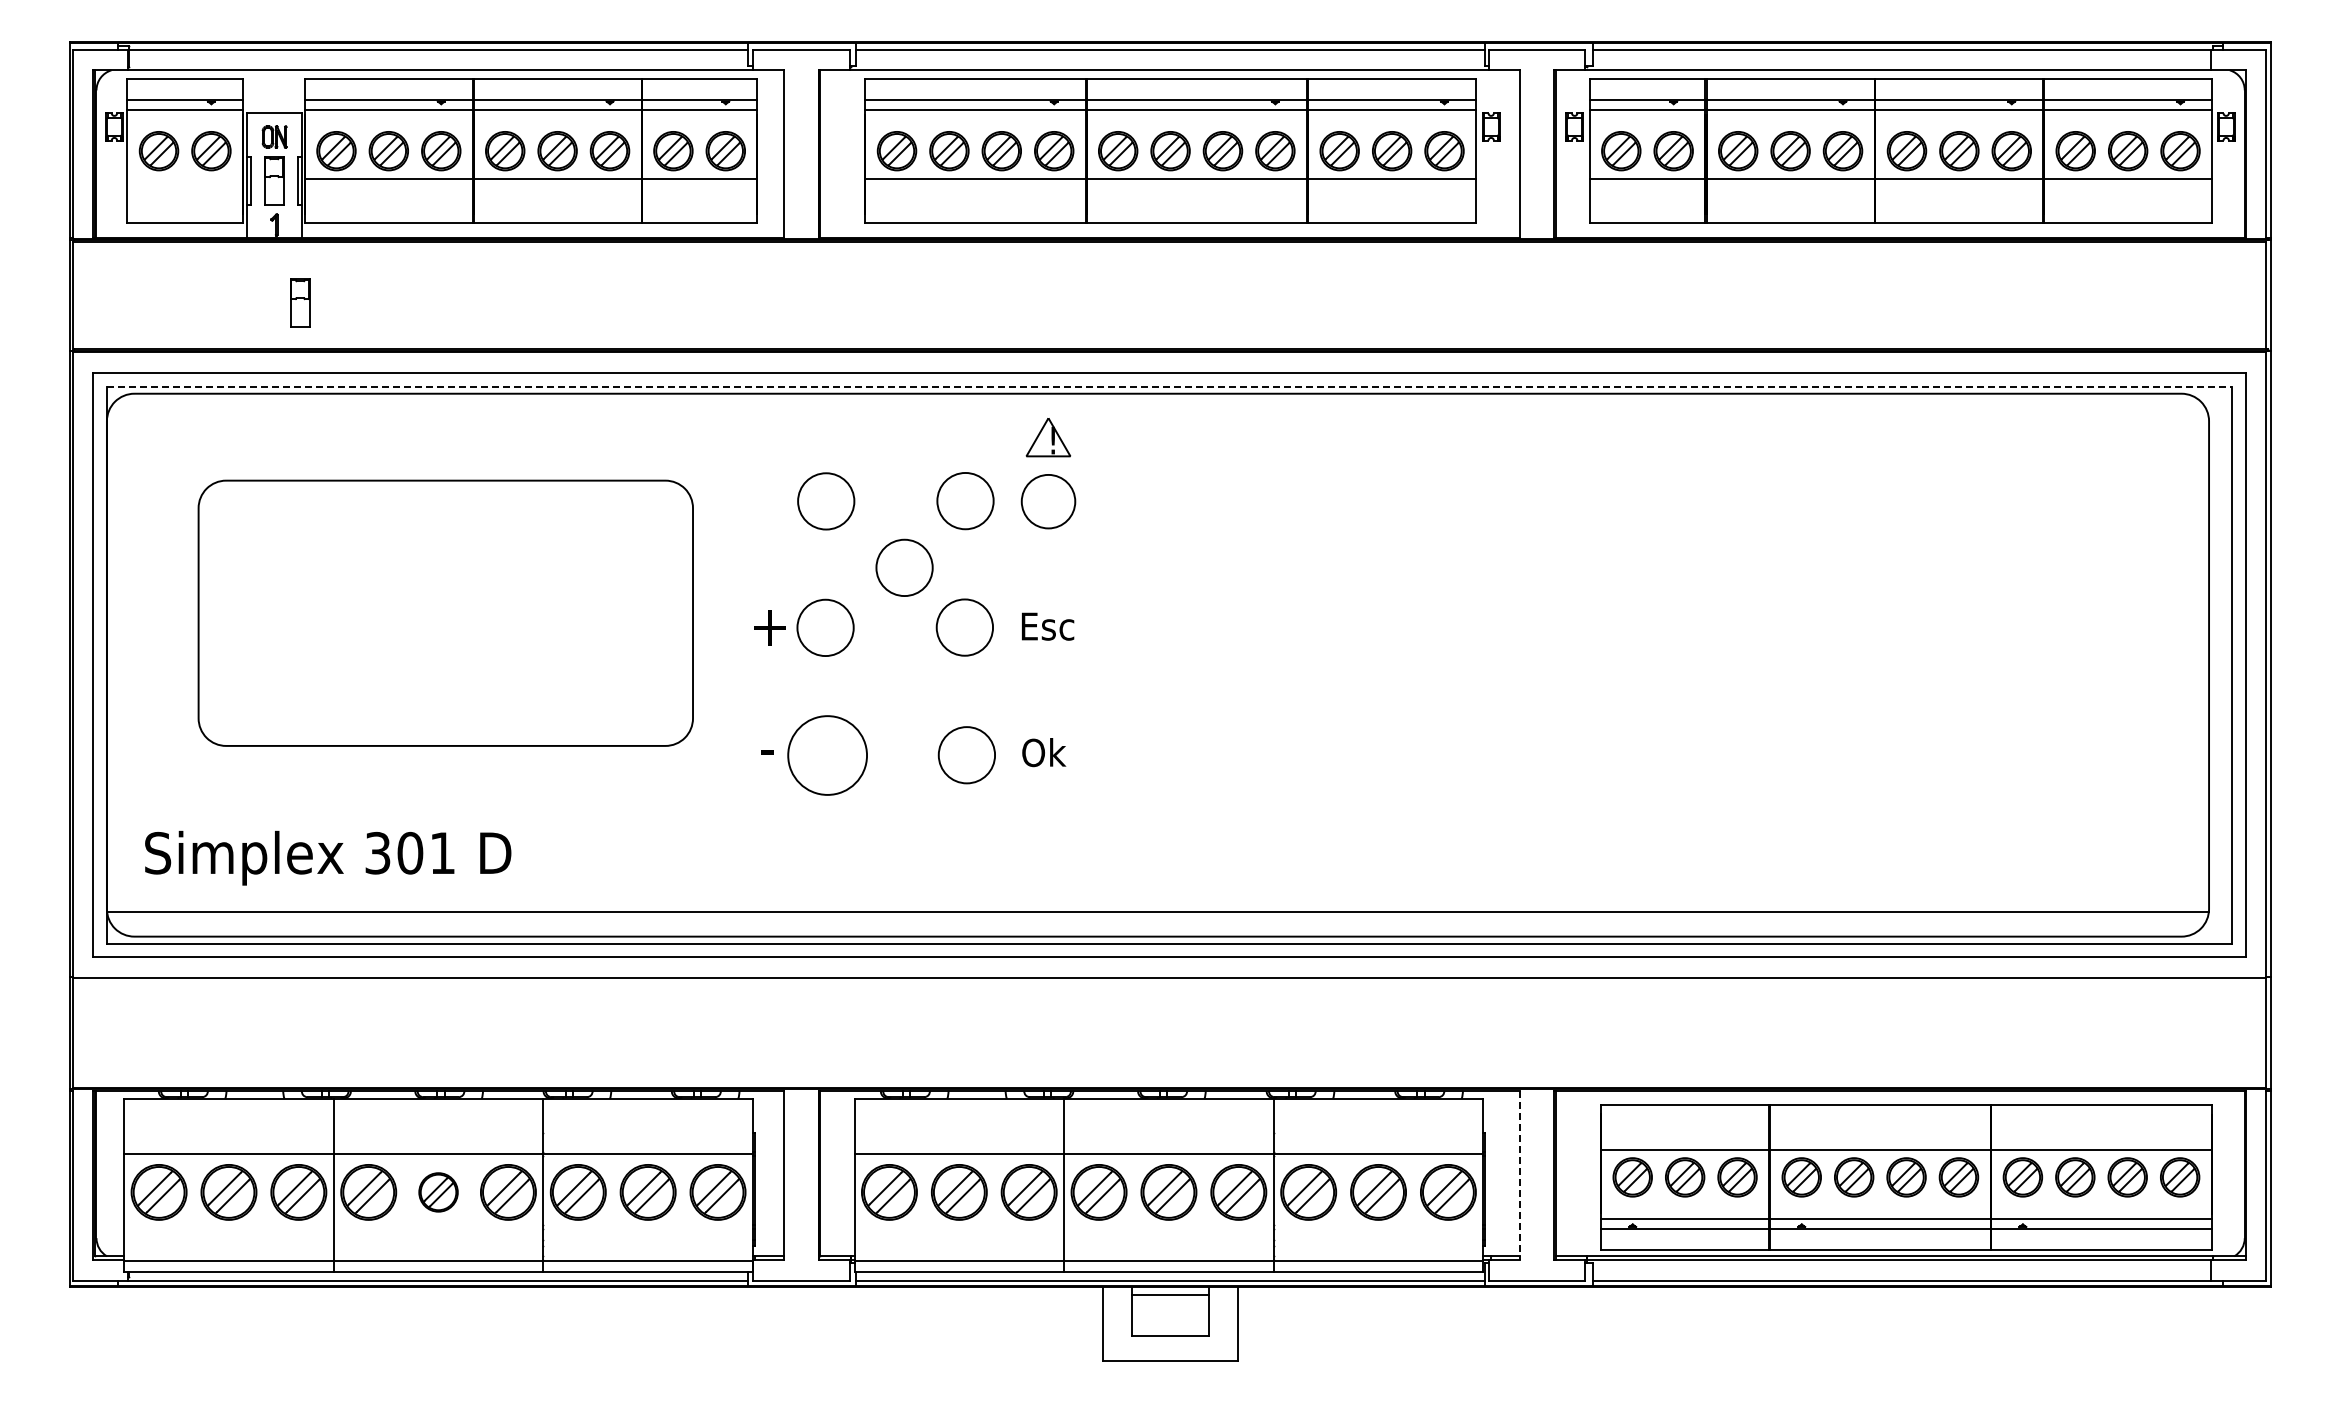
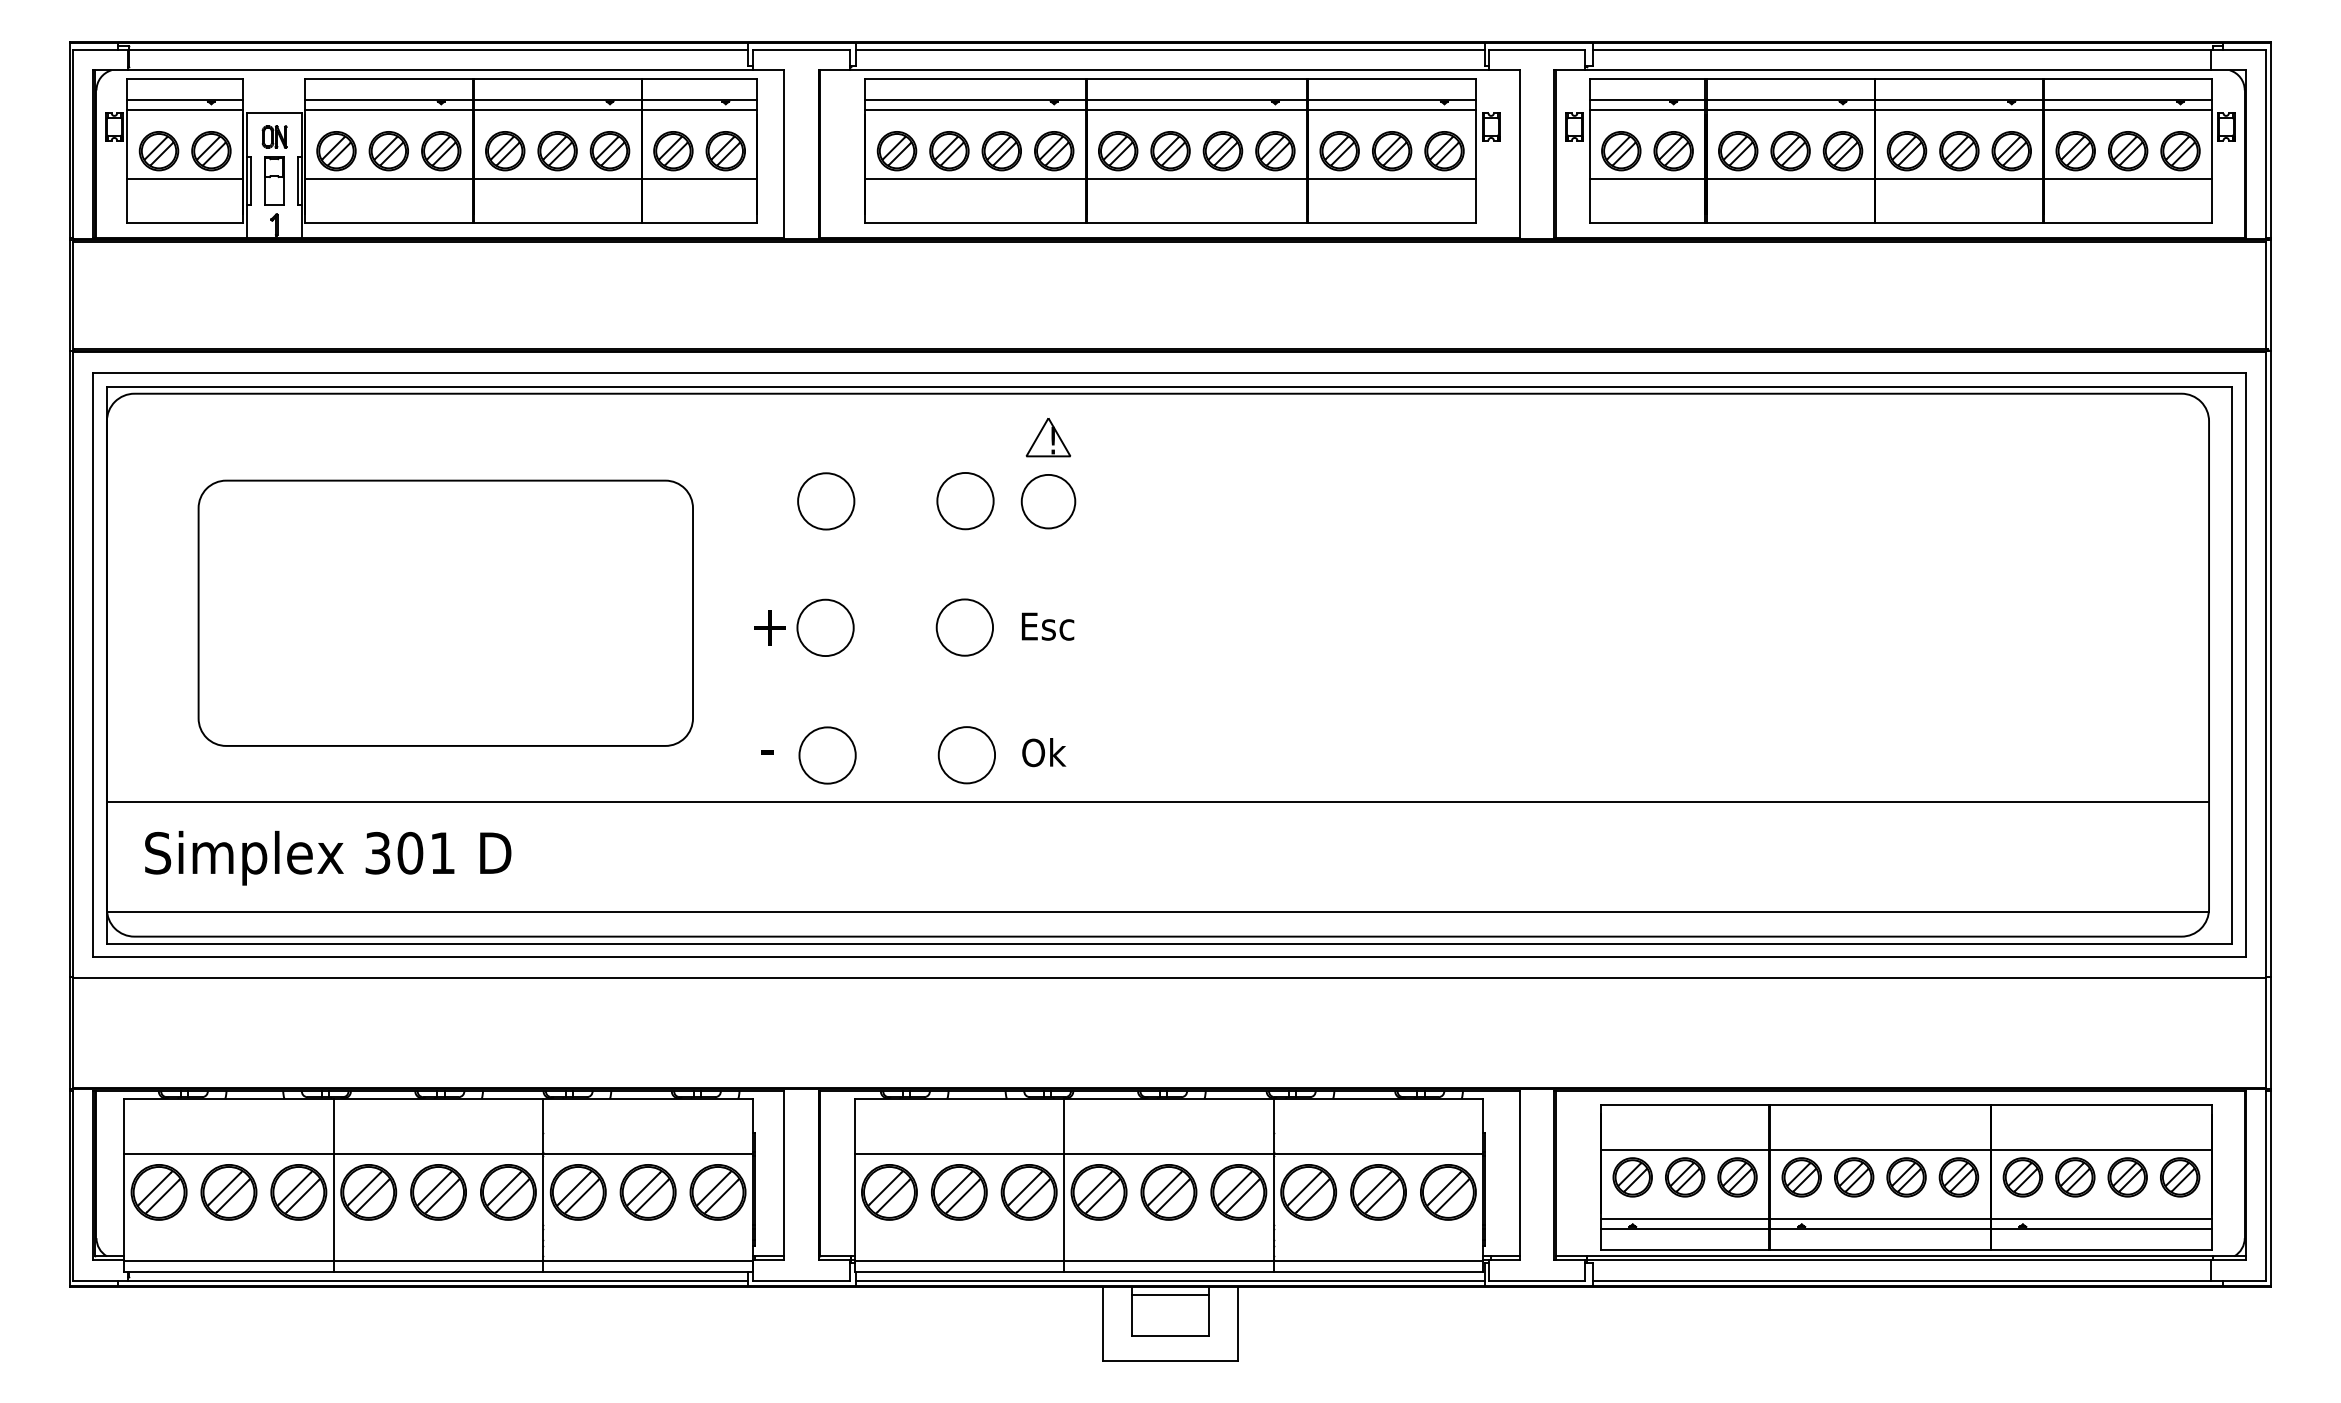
line: none -> present (185, 178)
part: present -> none (300, 302)
line: dashed -> solid (1169, 386)
circle: present -> none (904, 567)
circle diameter: 79 px -> 56 px (827, 755)
line: none -> present (1157, 802)
line: dashed -> solid (1520, 1175)
part size: 41x41 px -> 57x57 px (438, 1192)
